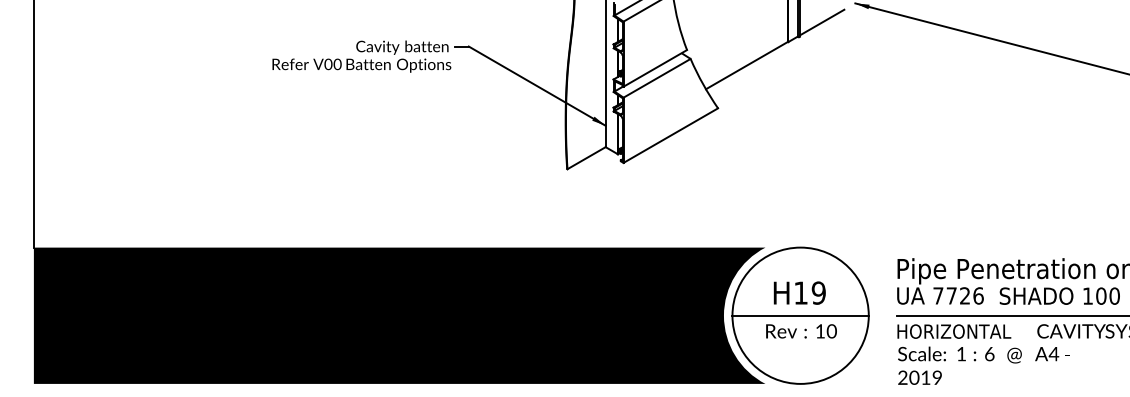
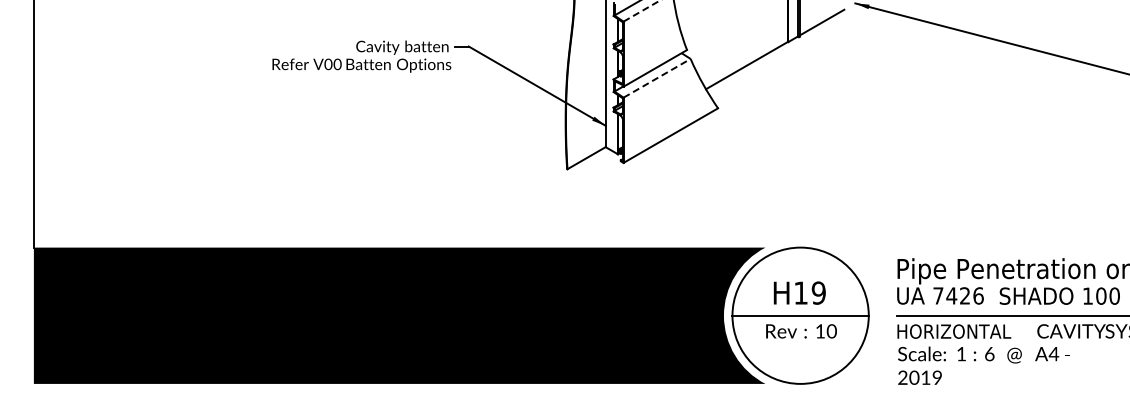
line: solid -> dashed (642, 10)
line: solid -> dashed (657, 78)
text: 7726 -> 7426 (951, 295)
